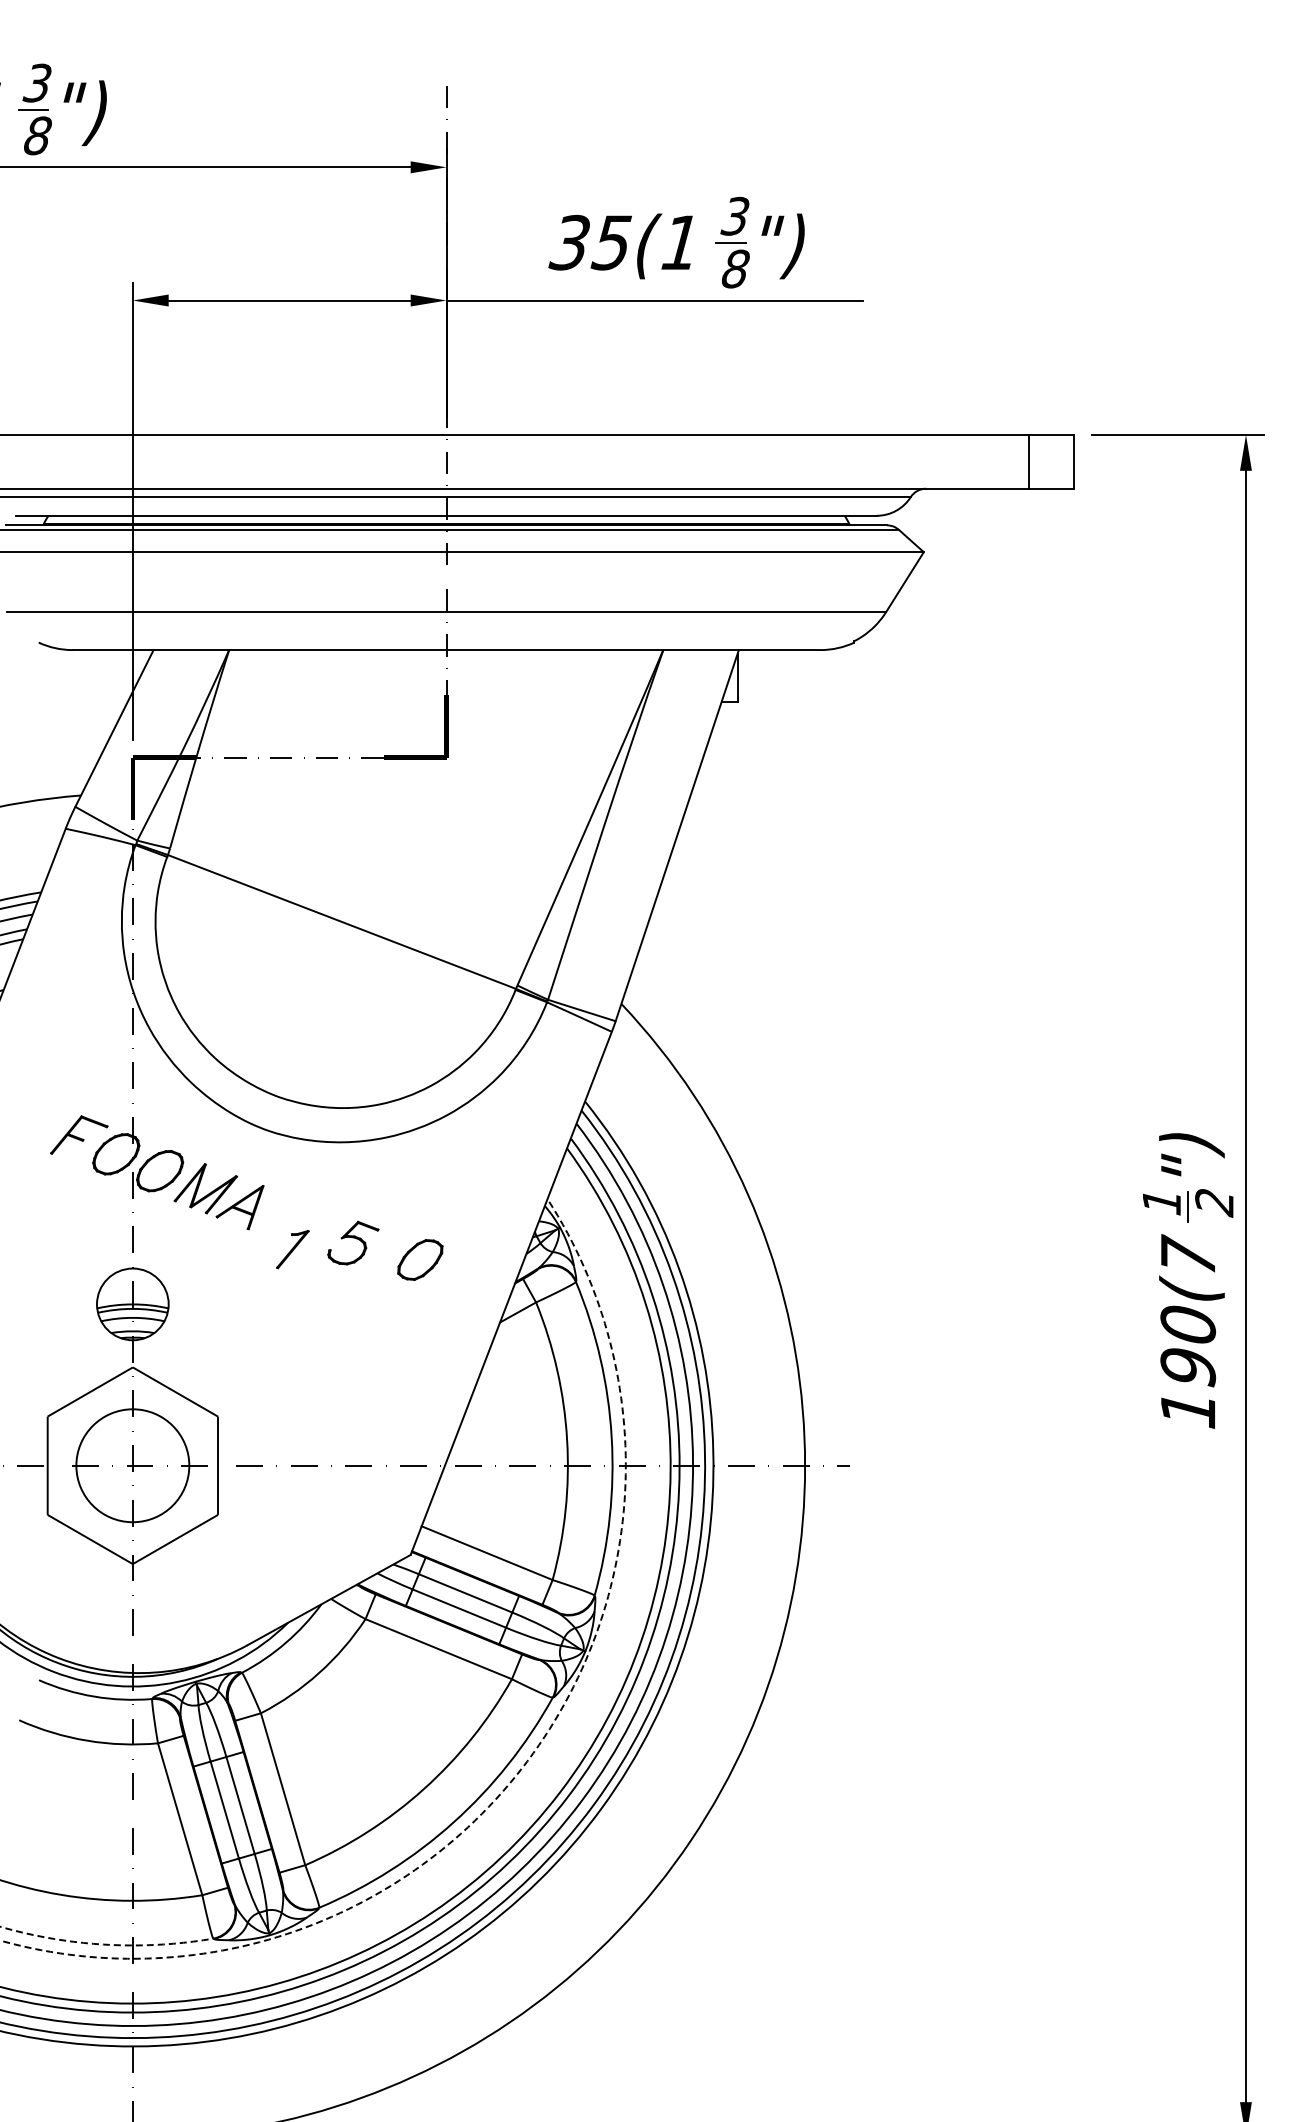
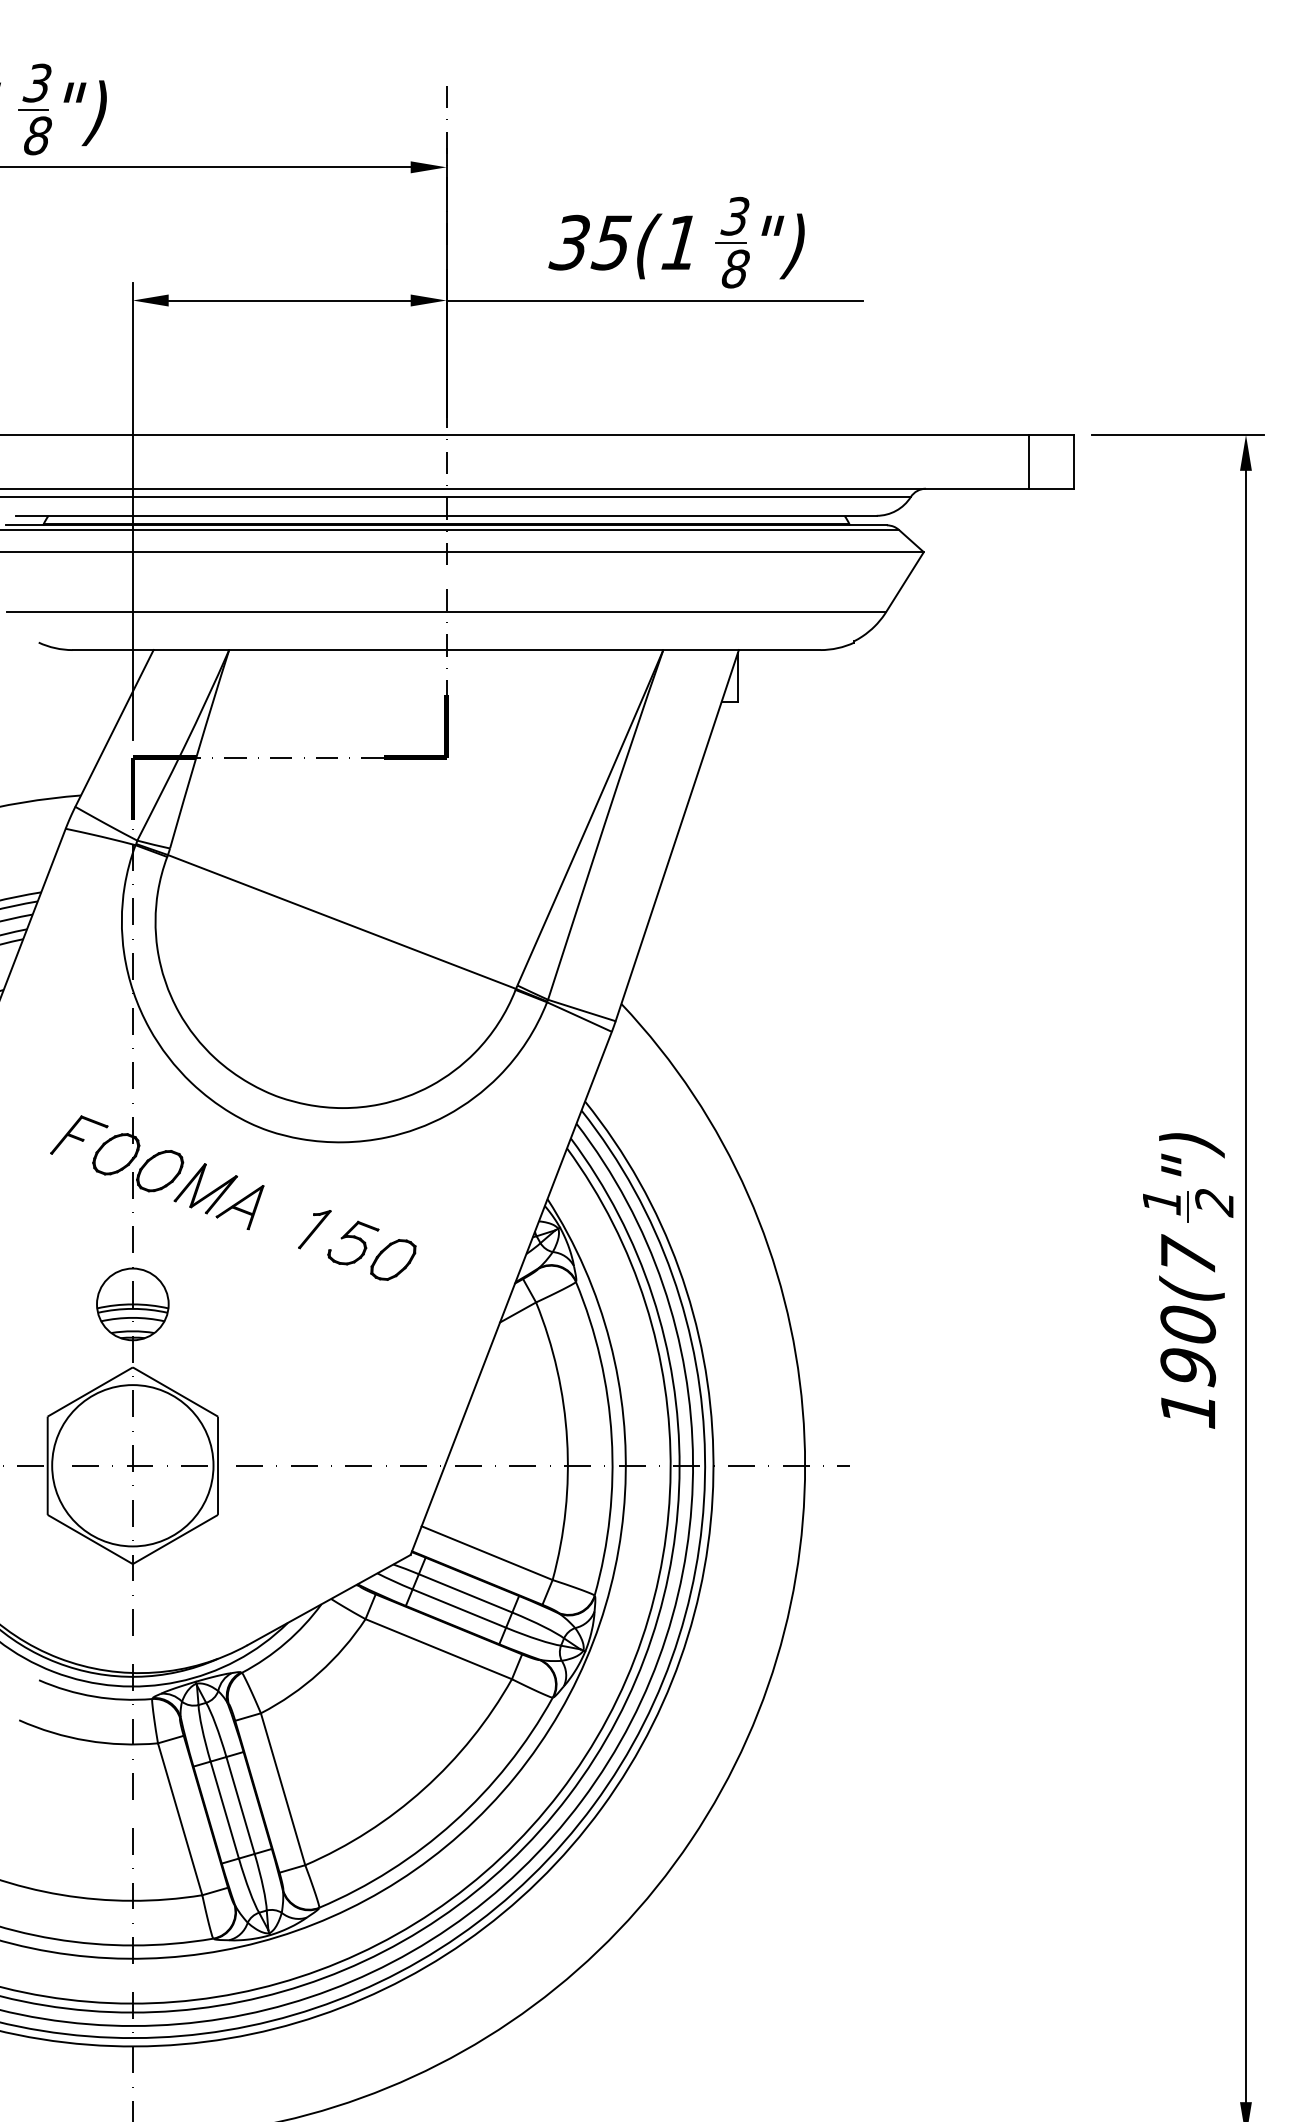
part position: (292, 1249) -> (314, 1229) (314, 1229)
part position: (420, 1259) -> (393, 1259) (393, 1259)
circle diameter: 113 px -> 161 px (132, 1465)
arc: dashed -> solid (528, 1760)
arc: dashed -> solid (107, 1944)
